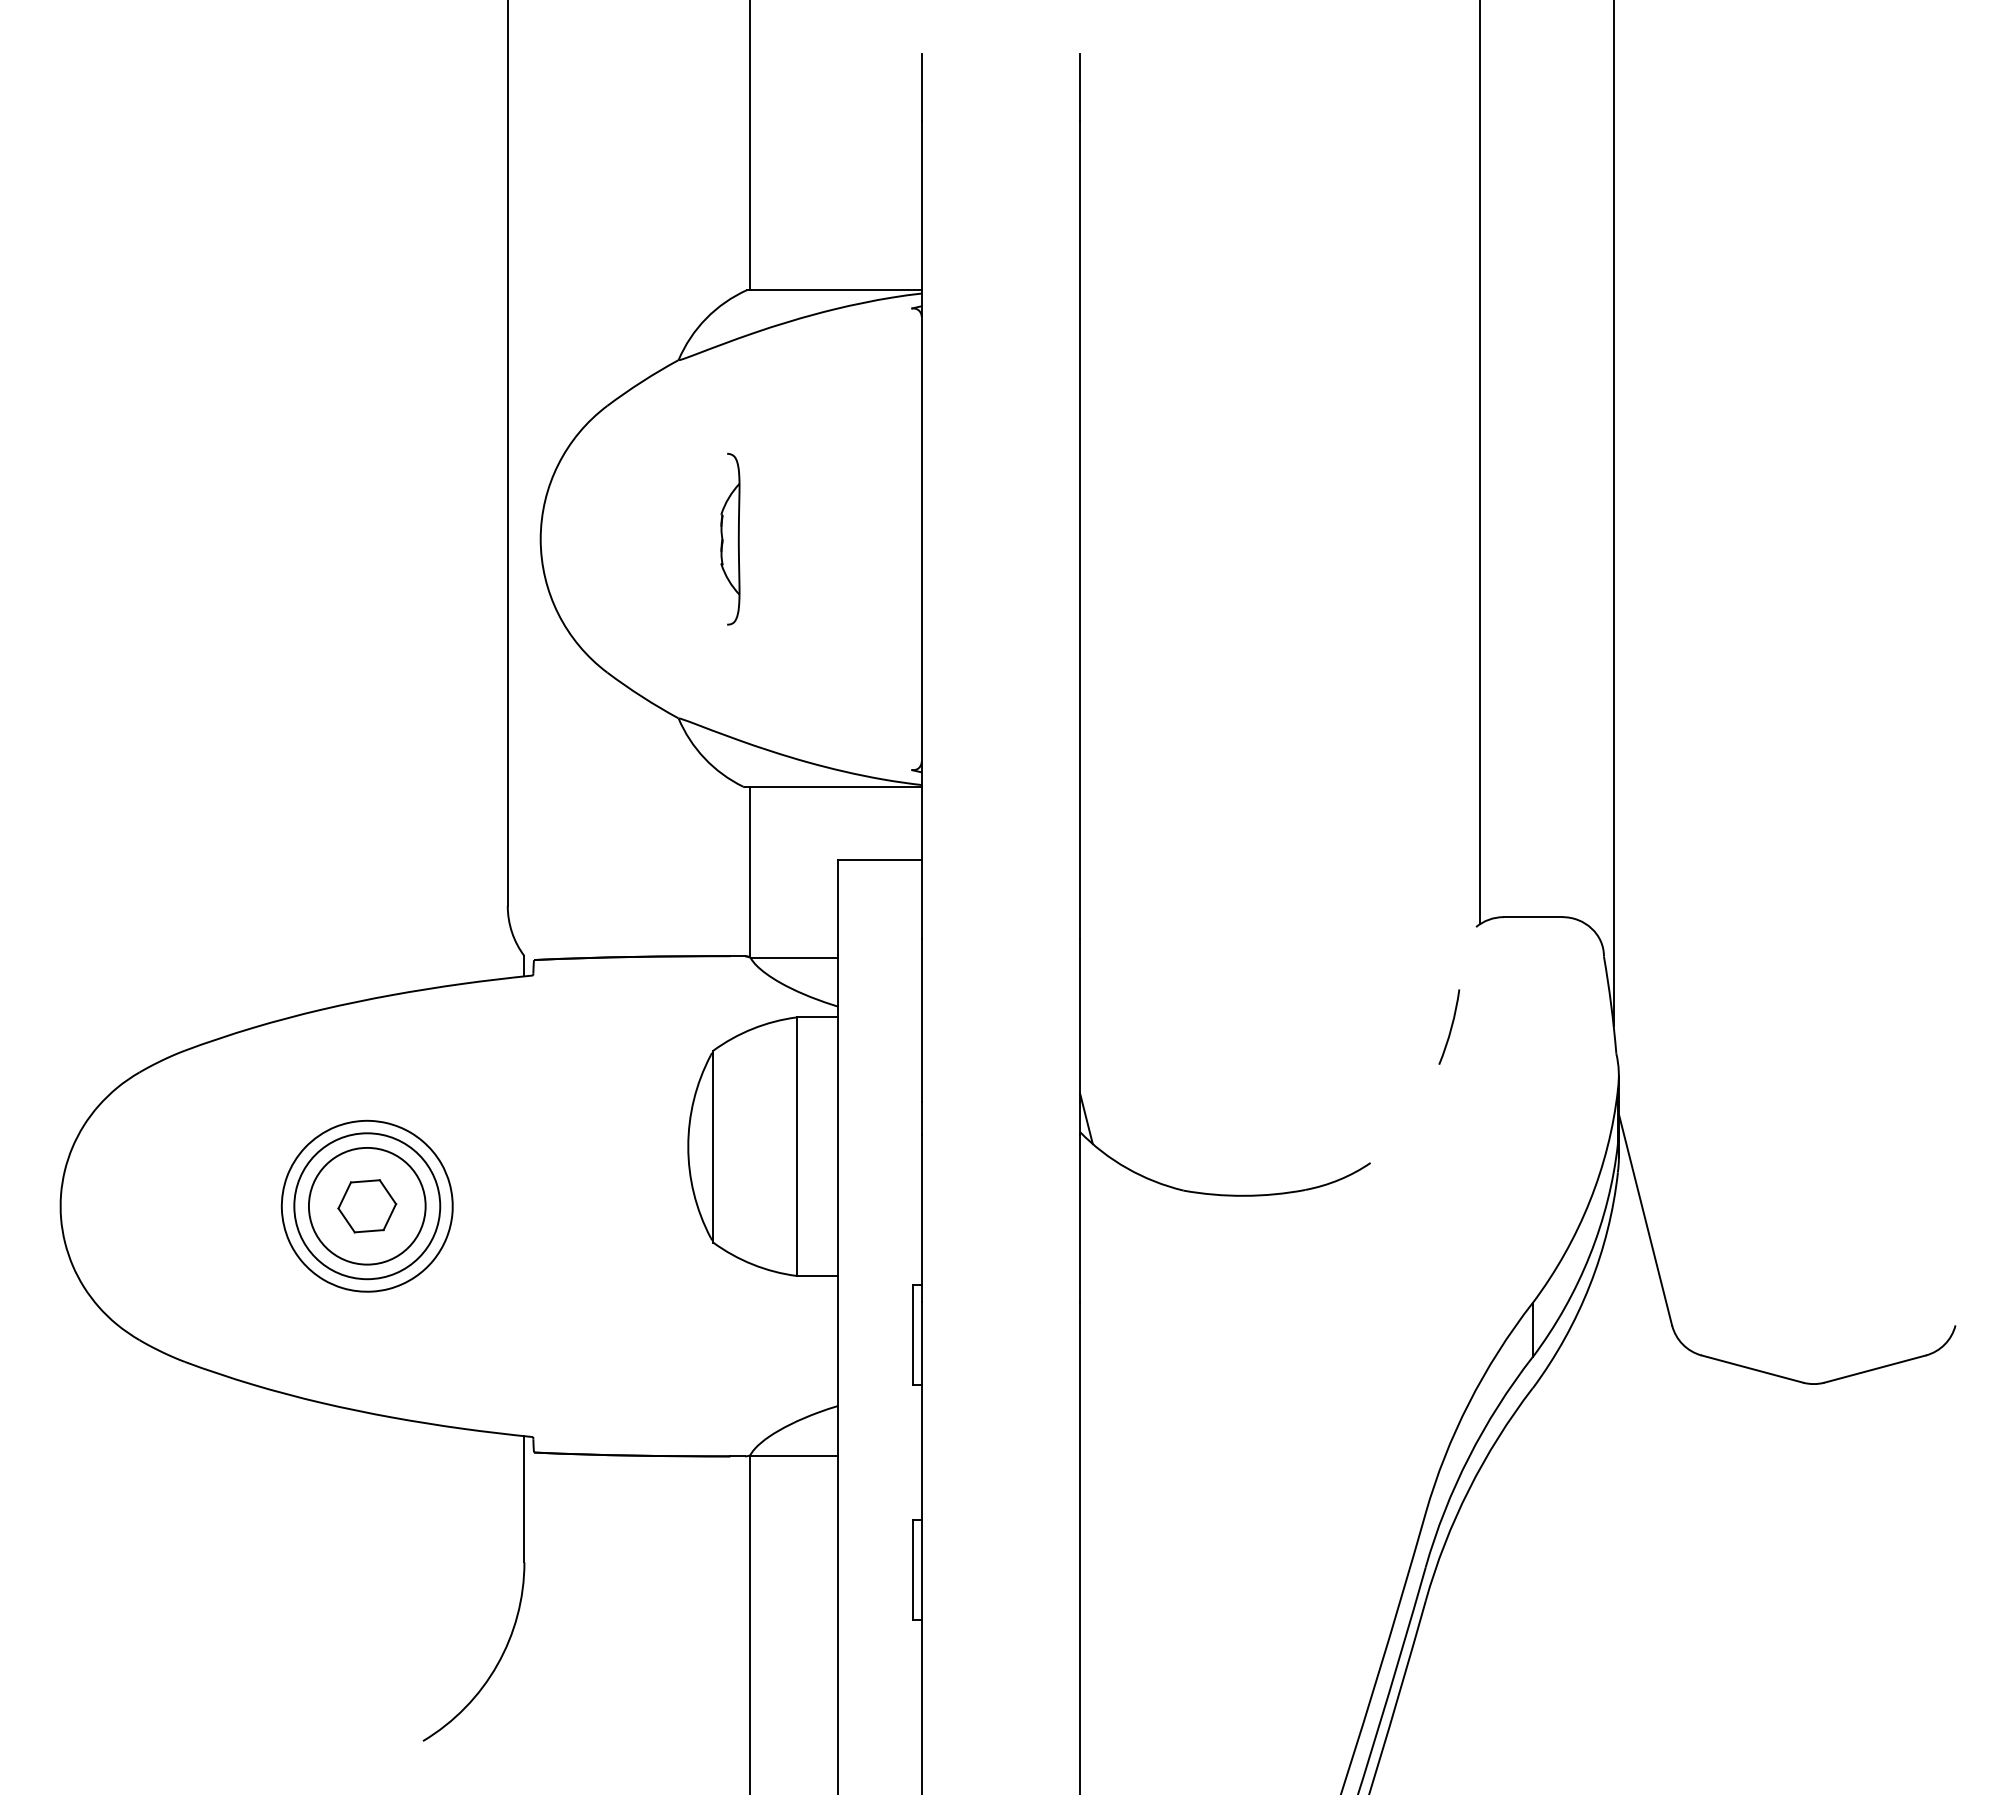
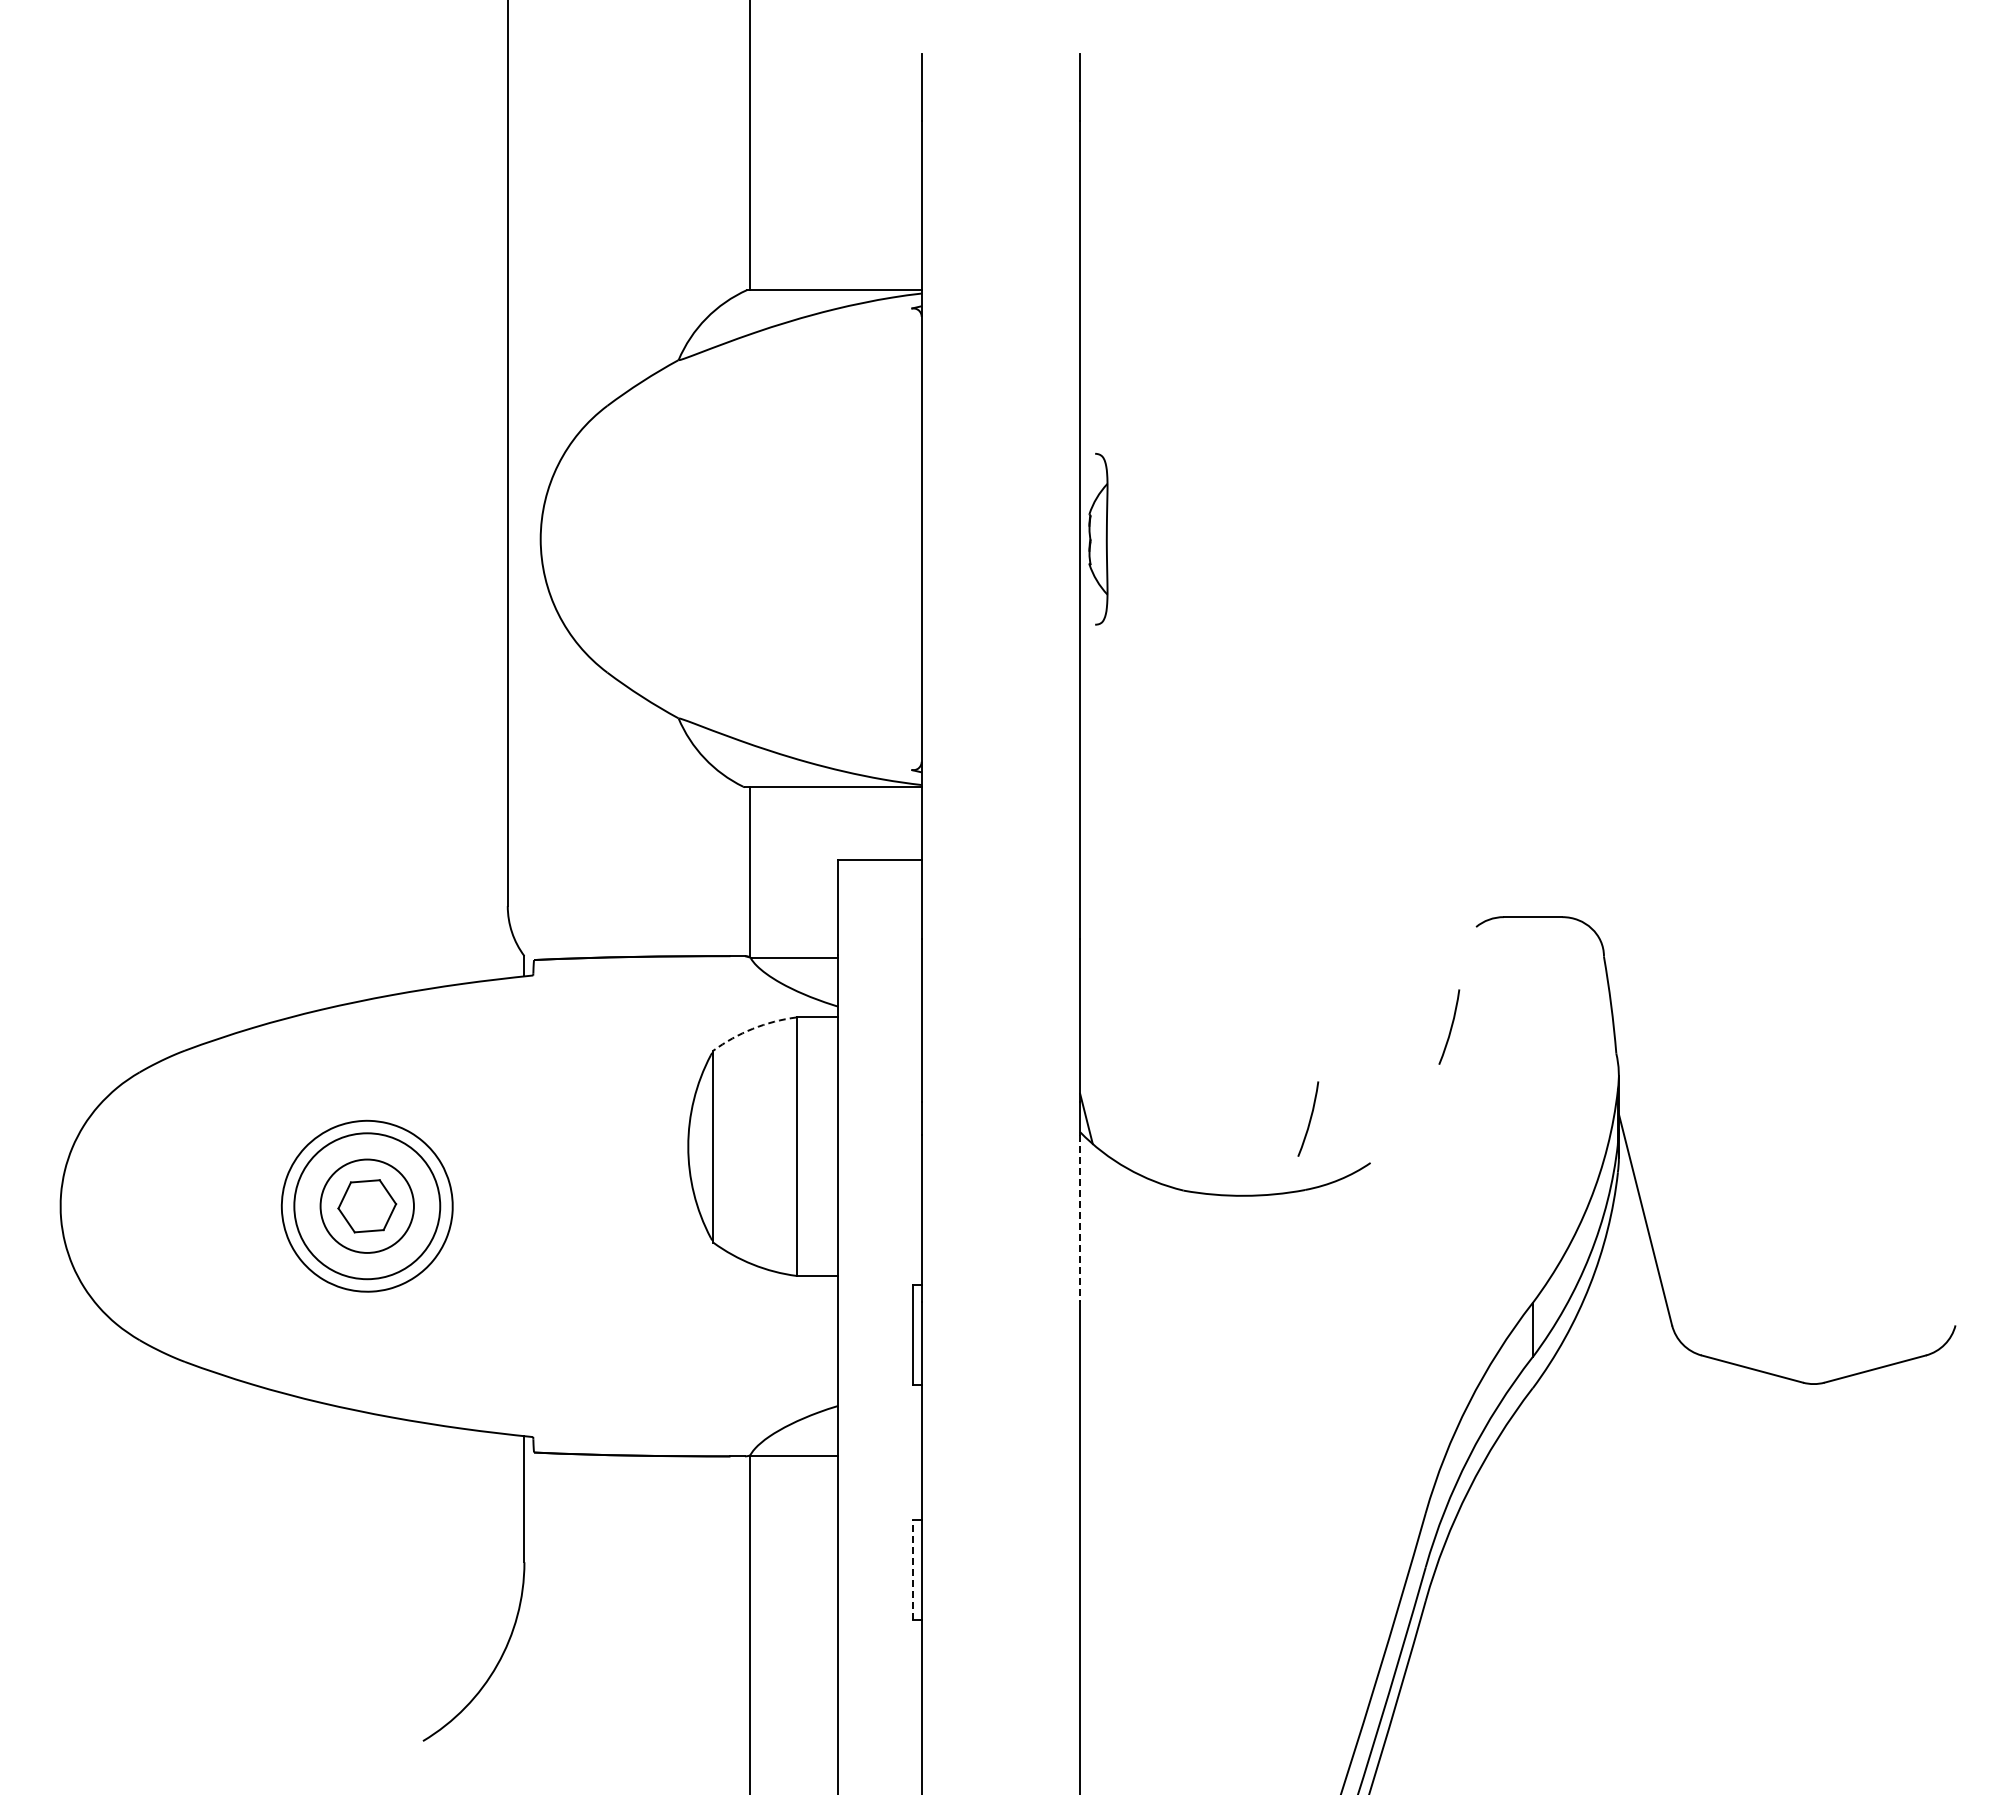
line: present -> none (1480, 462)
line: present -> none (1613, 513)
part position: (730, 539) -> (1098, 539) (1098, 539)
arc: solid -> dashed (752, 1028)
curve: none -> present (1309, 1118)
circle diameter: 117 px -> 93 px (366, 1205)
line: solid -> dashed (1080, 1219)
line: solid -> dashed (913, 1569)
